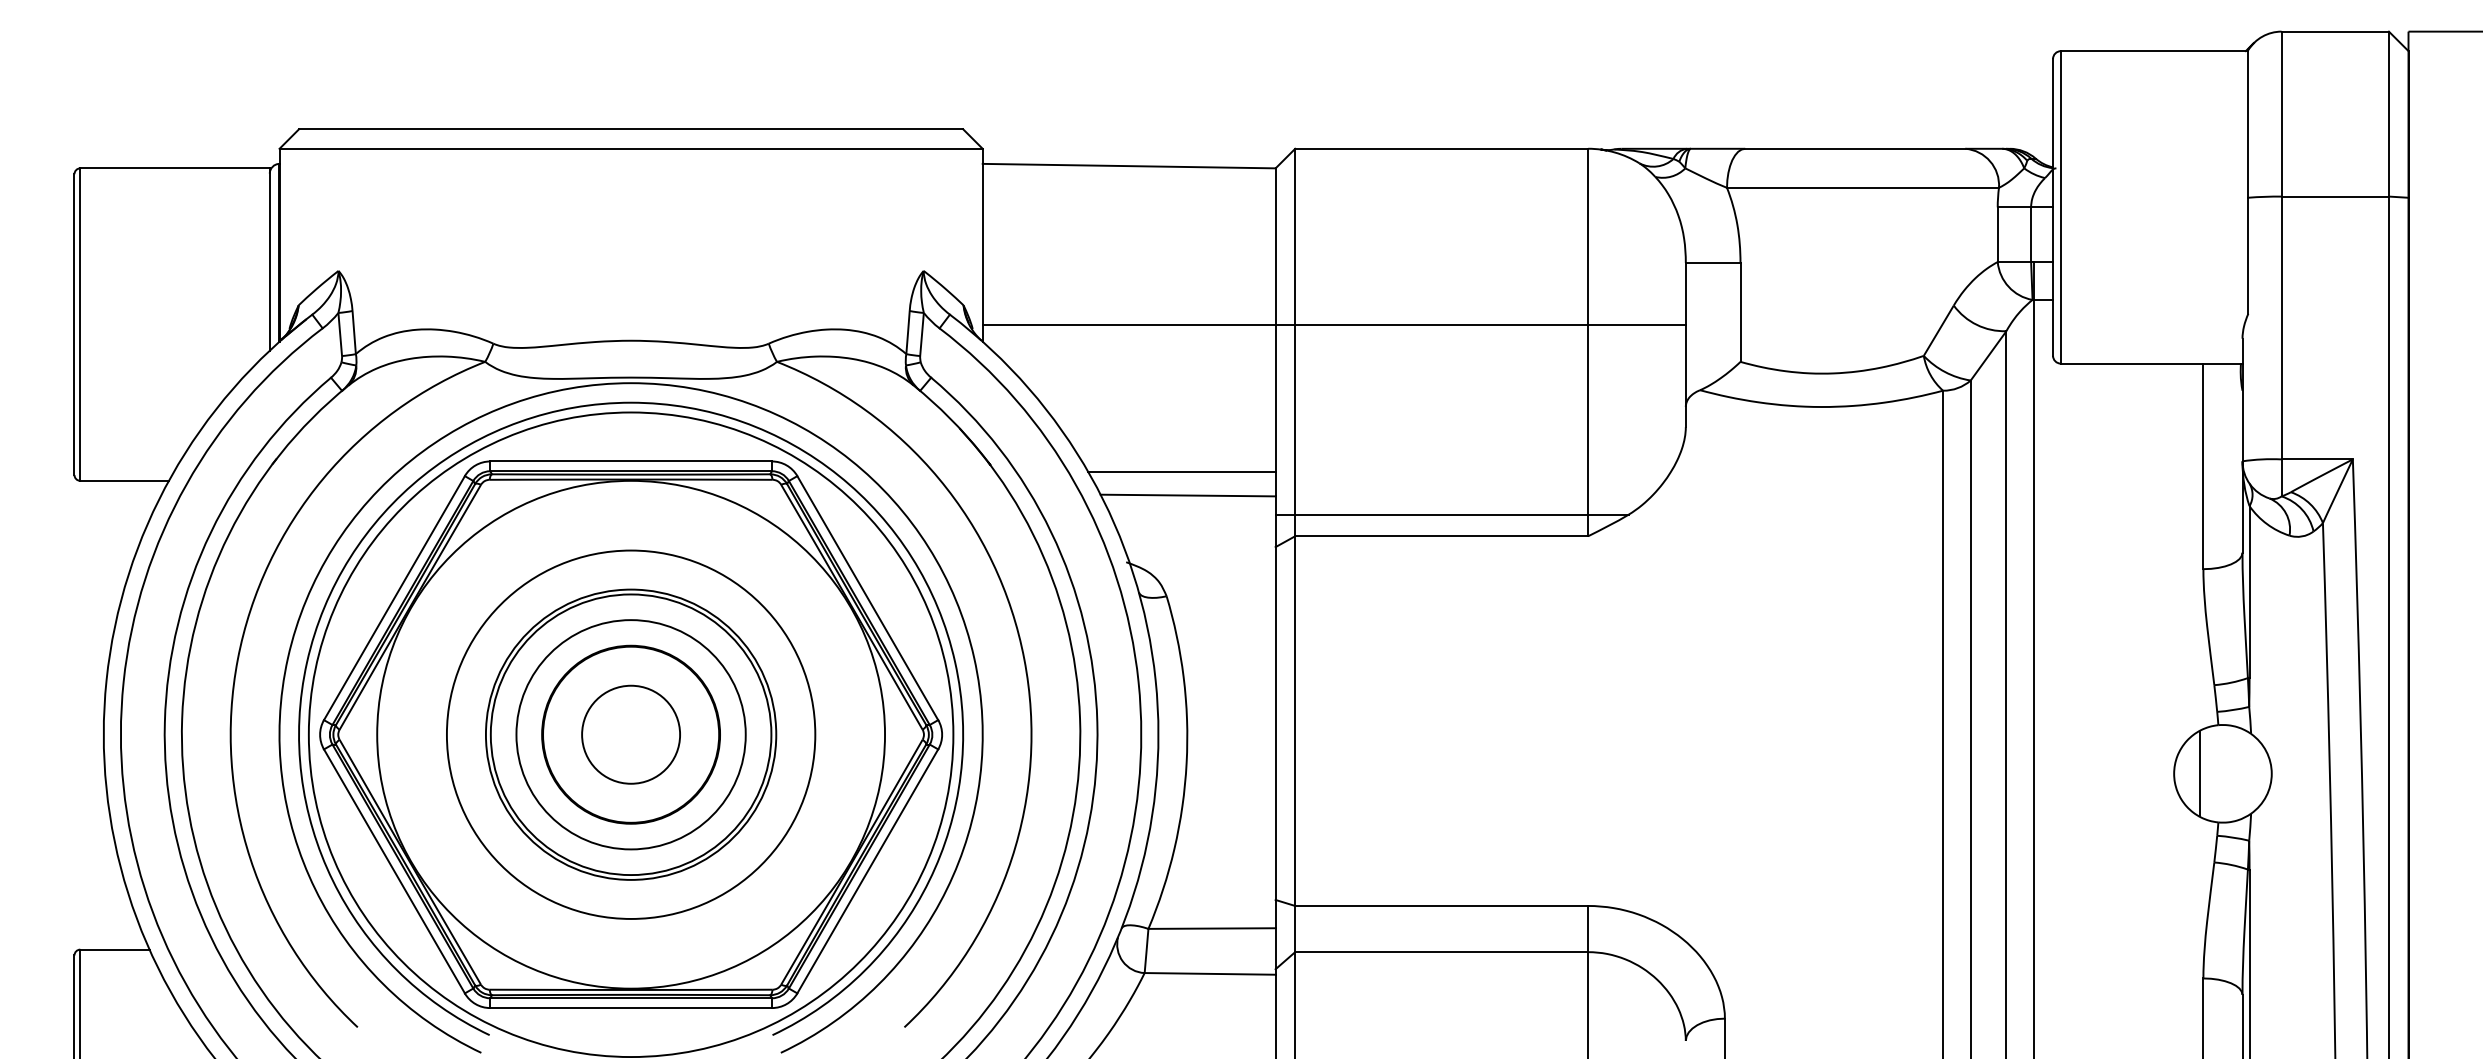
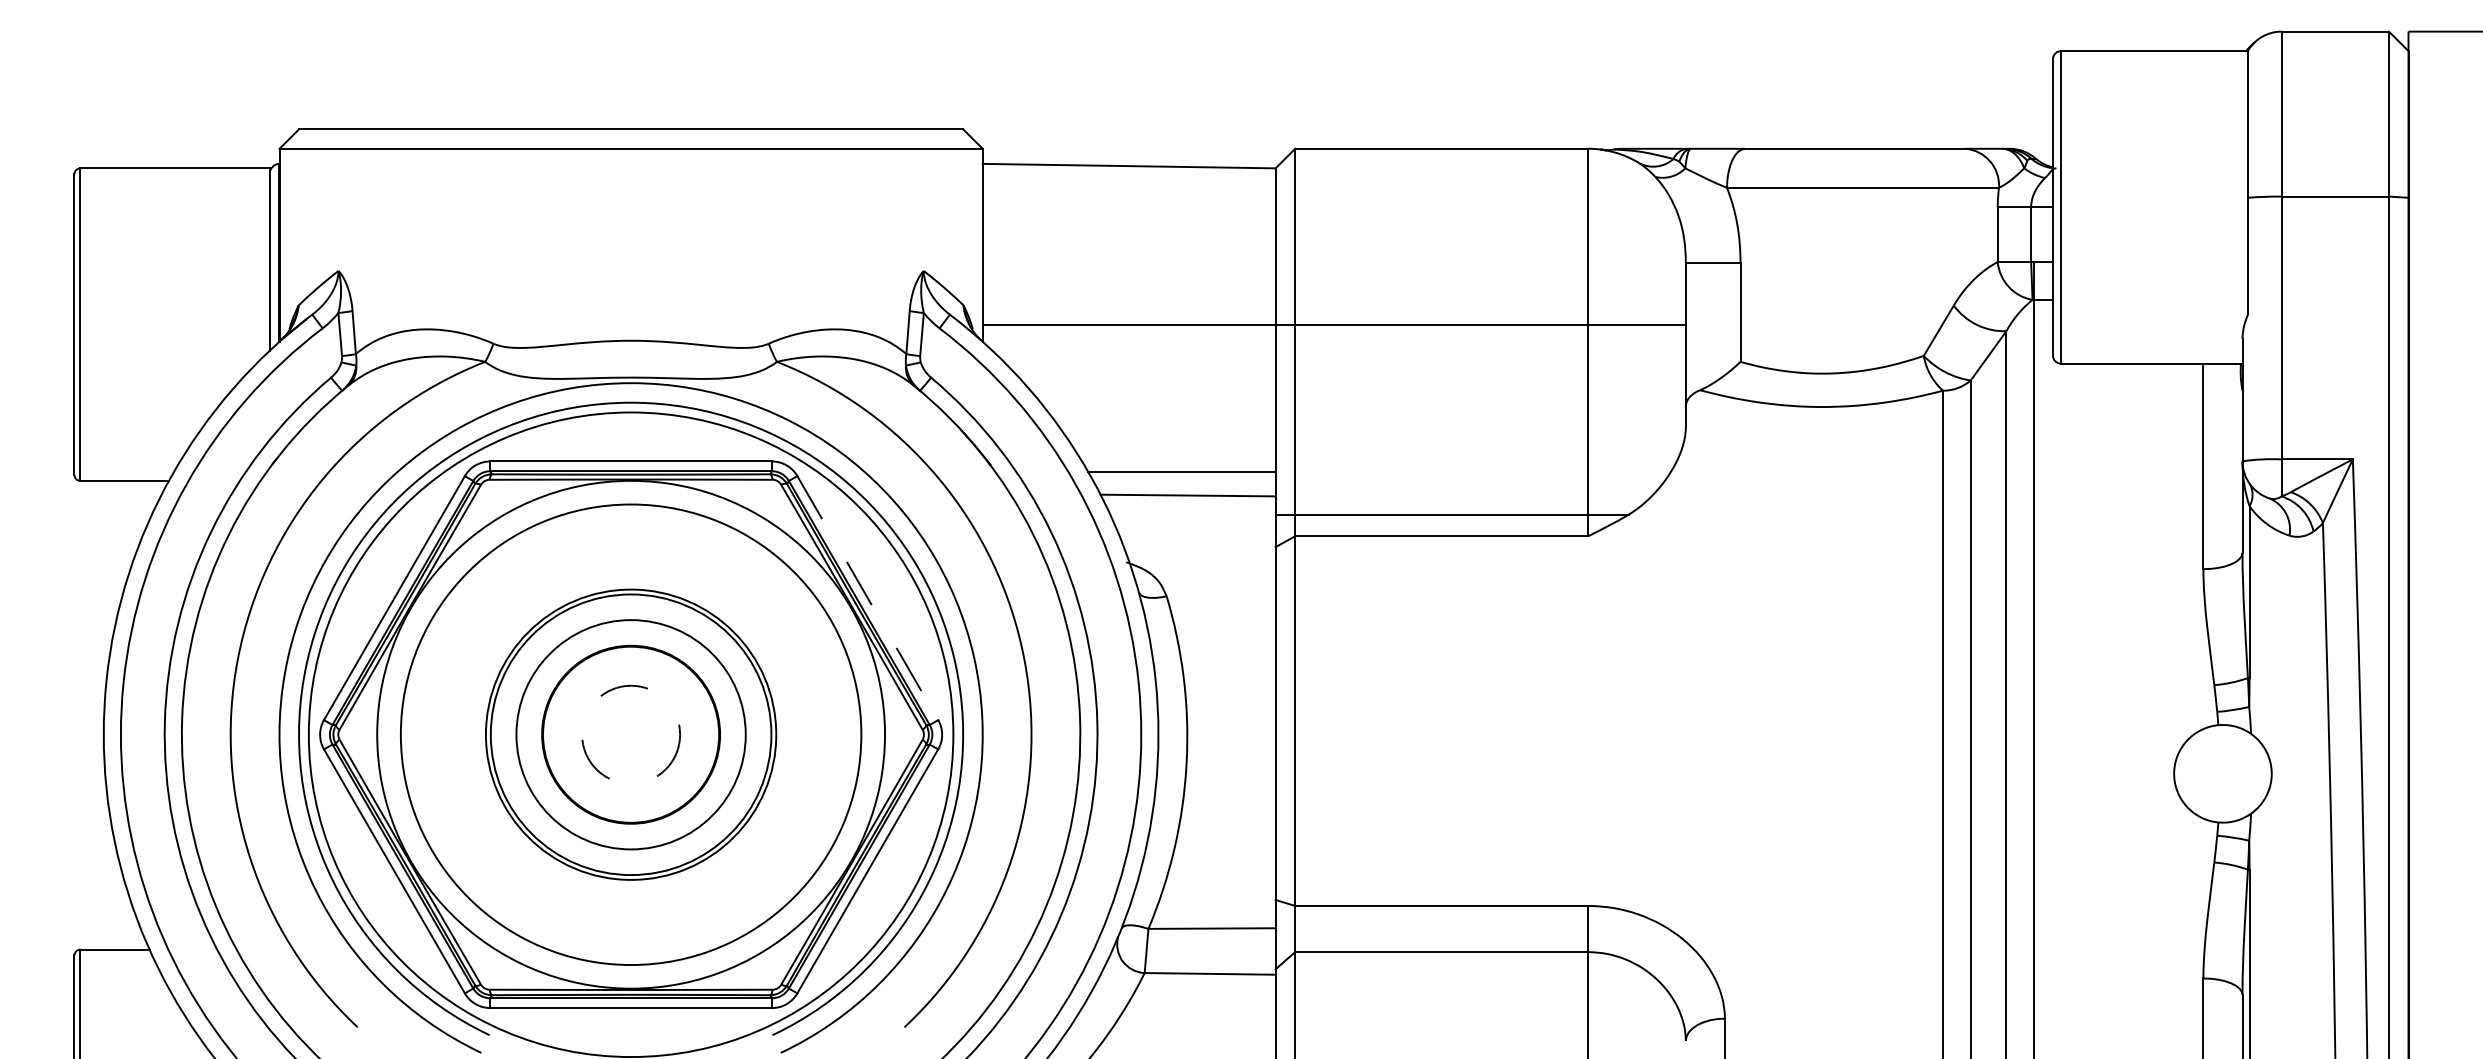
line: solid -> dashed (867, 598)
circle diameter: 368 px -> 461 px (630, 734)
circle: solid -> dashed (631, 734)
line: present -> none (2199, 773)
